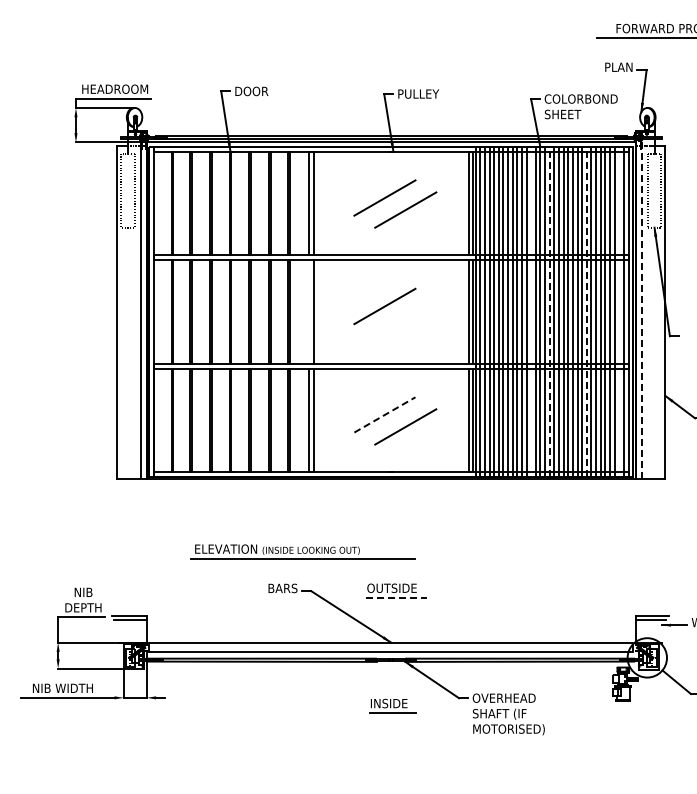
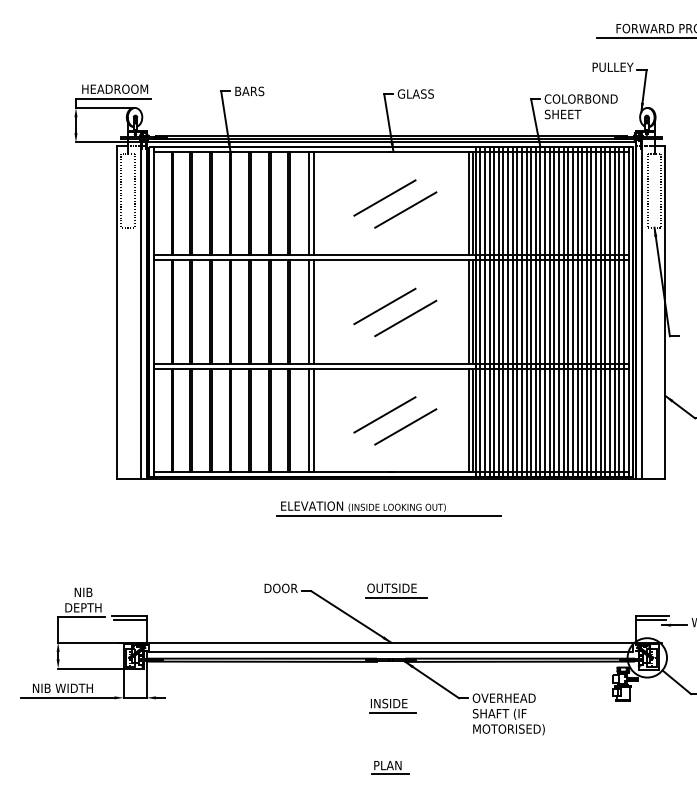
text: PLAN -> PULLEY (612, 66)
text: DOOR -> BARS (252, 91)
text: PULLEY -> GLASS (418, 93)
line: dashed -> solid (641, 305)
line: none -> present (309, 311)
line: none -> present (531, 311)
line: none -> present (619, 311)
line: dashed -> solid (549, 312)
line: dashed -> solid (586, 312)
line: none -> present (405, 318)
line: dashed -> solid (385, 414)
part position: (302, 551) -> (388, 508) (388, 508)
text: BARS -> DOOR (280, 588)
line: dashed -> solid (396, 598)
part: none -> present (390, 767)
